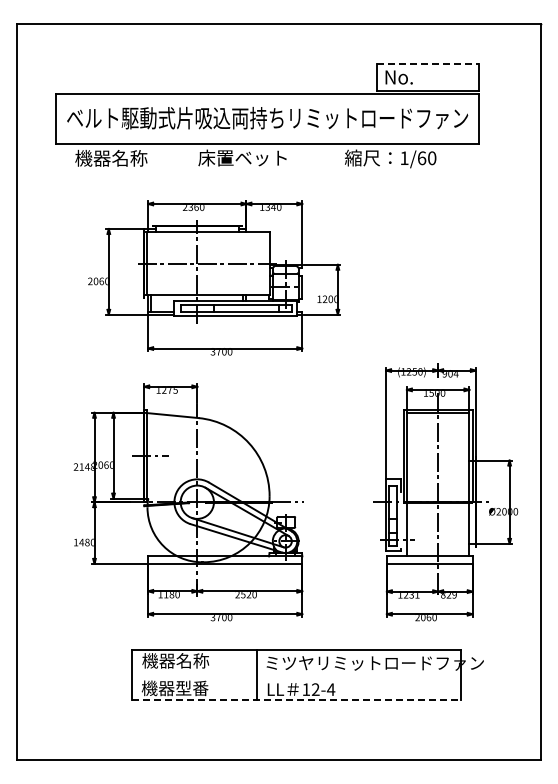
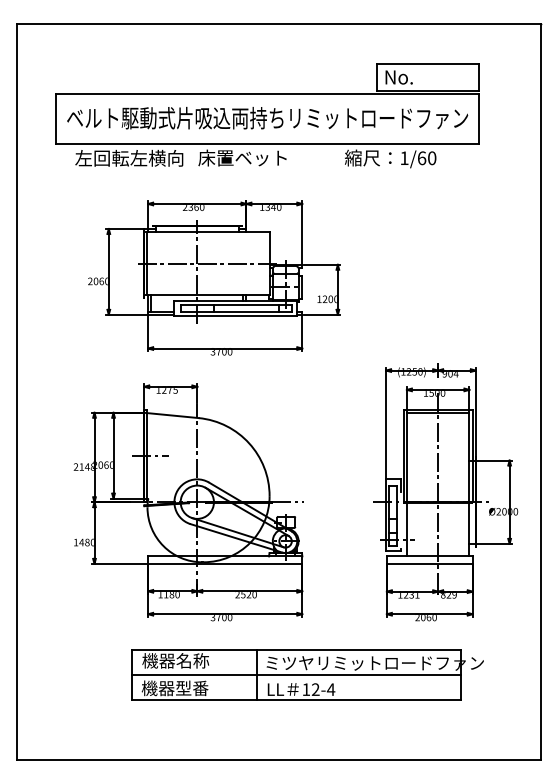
line: dashed -> solid (428, 64)
text: 機器名称 -> 左回転左横向 (129, 157)
line: none -> present (296, 675)
line: dashed -> solid (296, 700)
